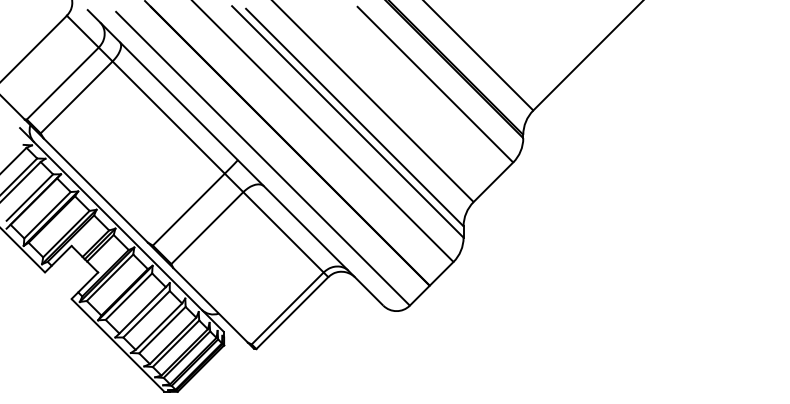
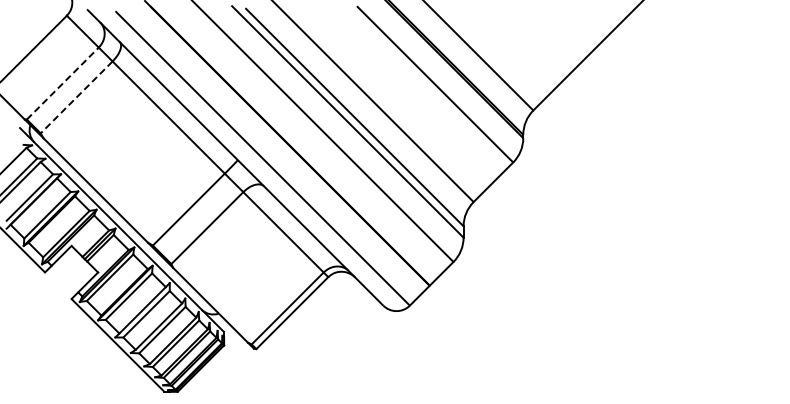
line: solid -> dashed (62, 83)
line: solid -> dashed (76, 97)
